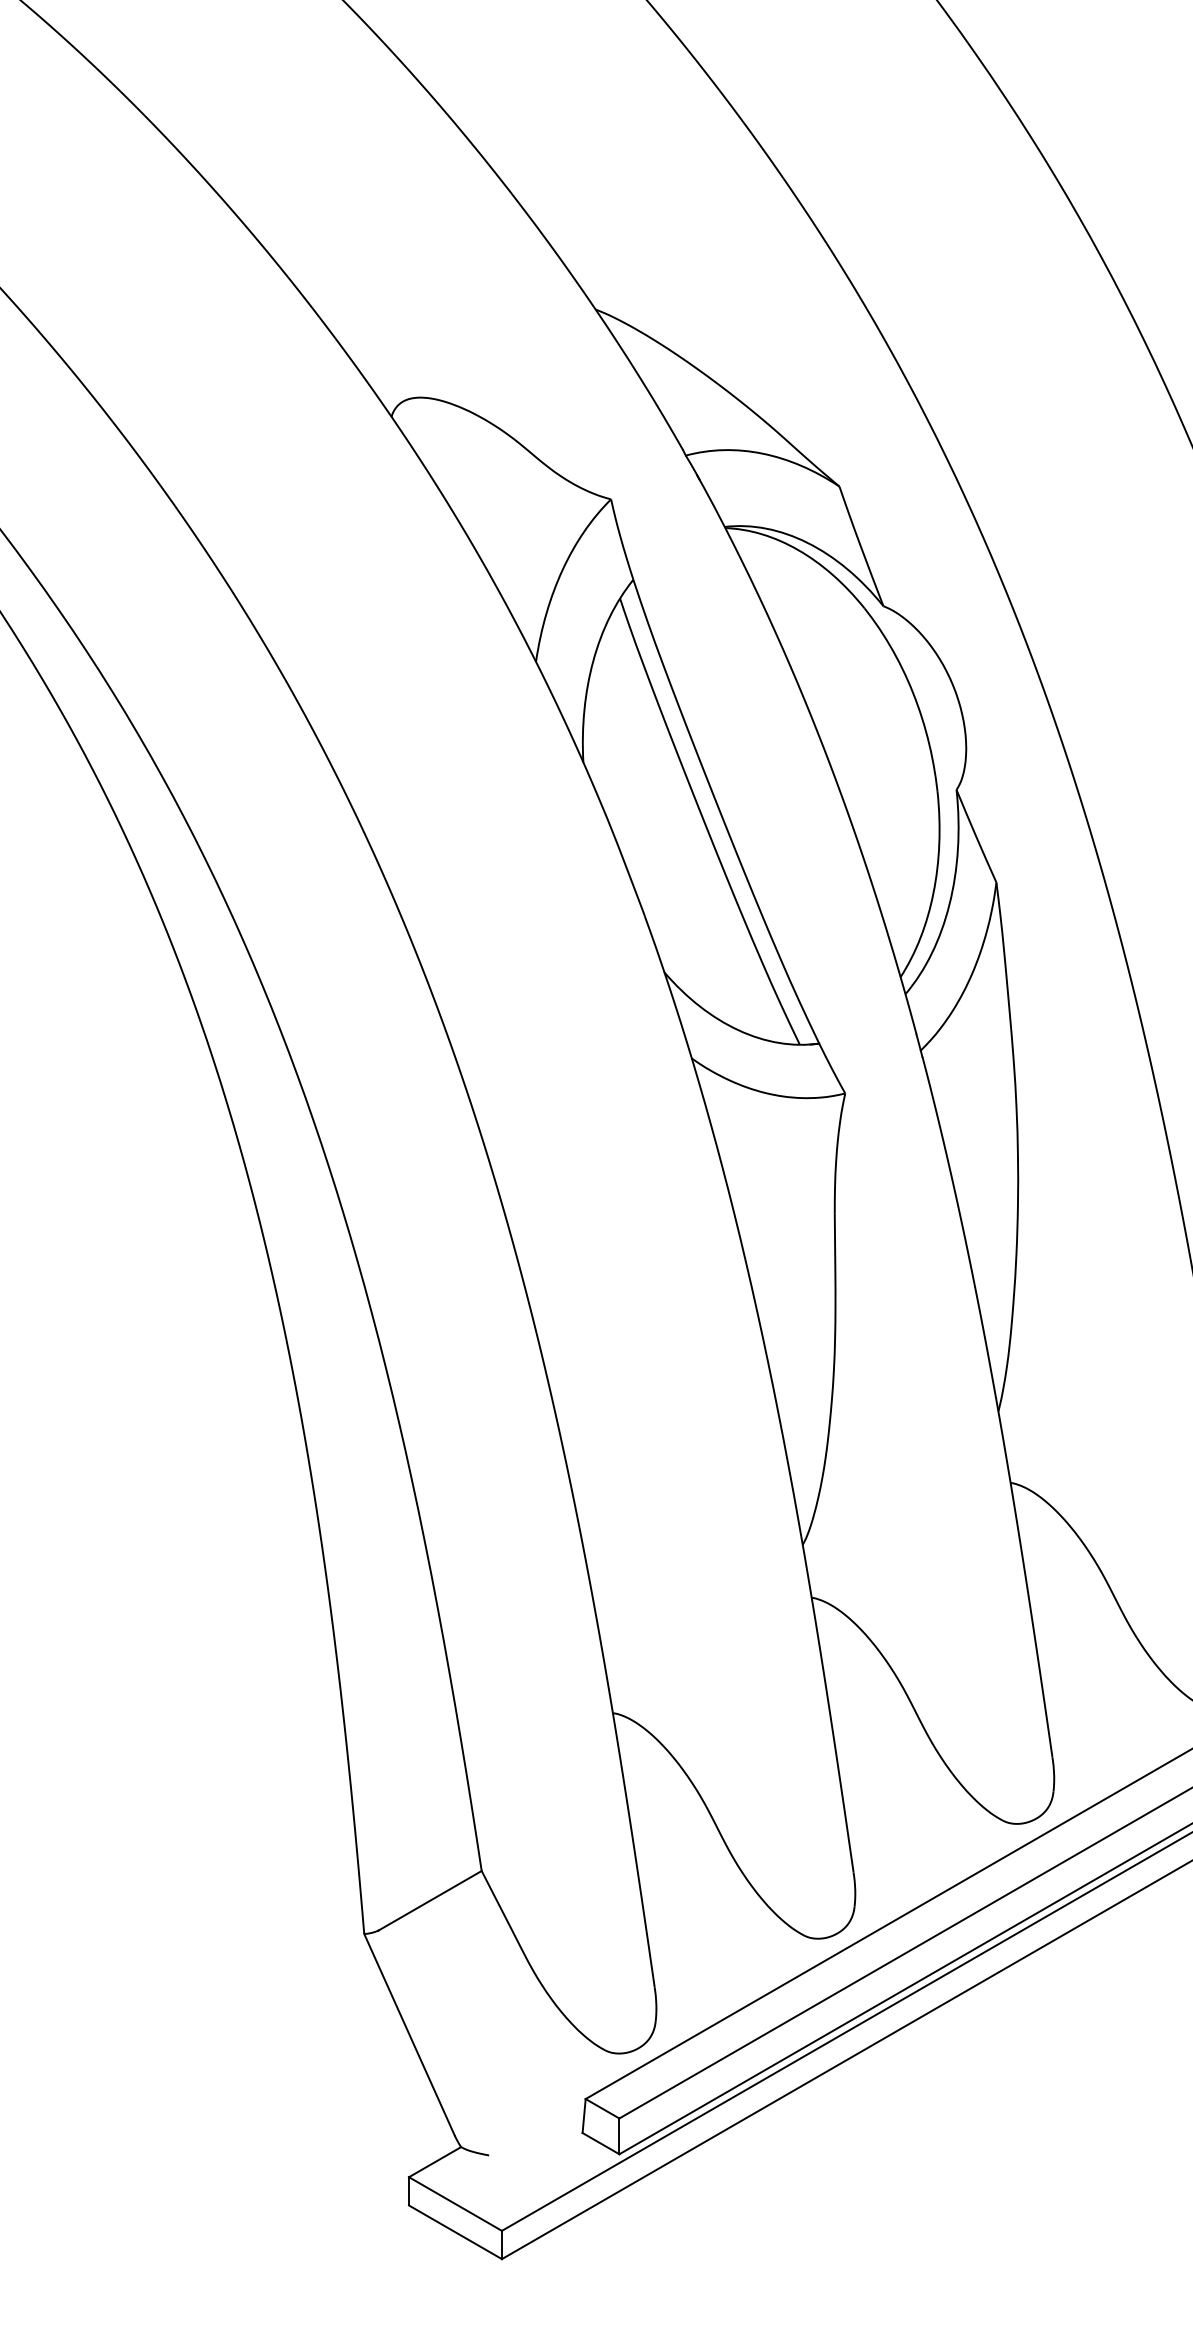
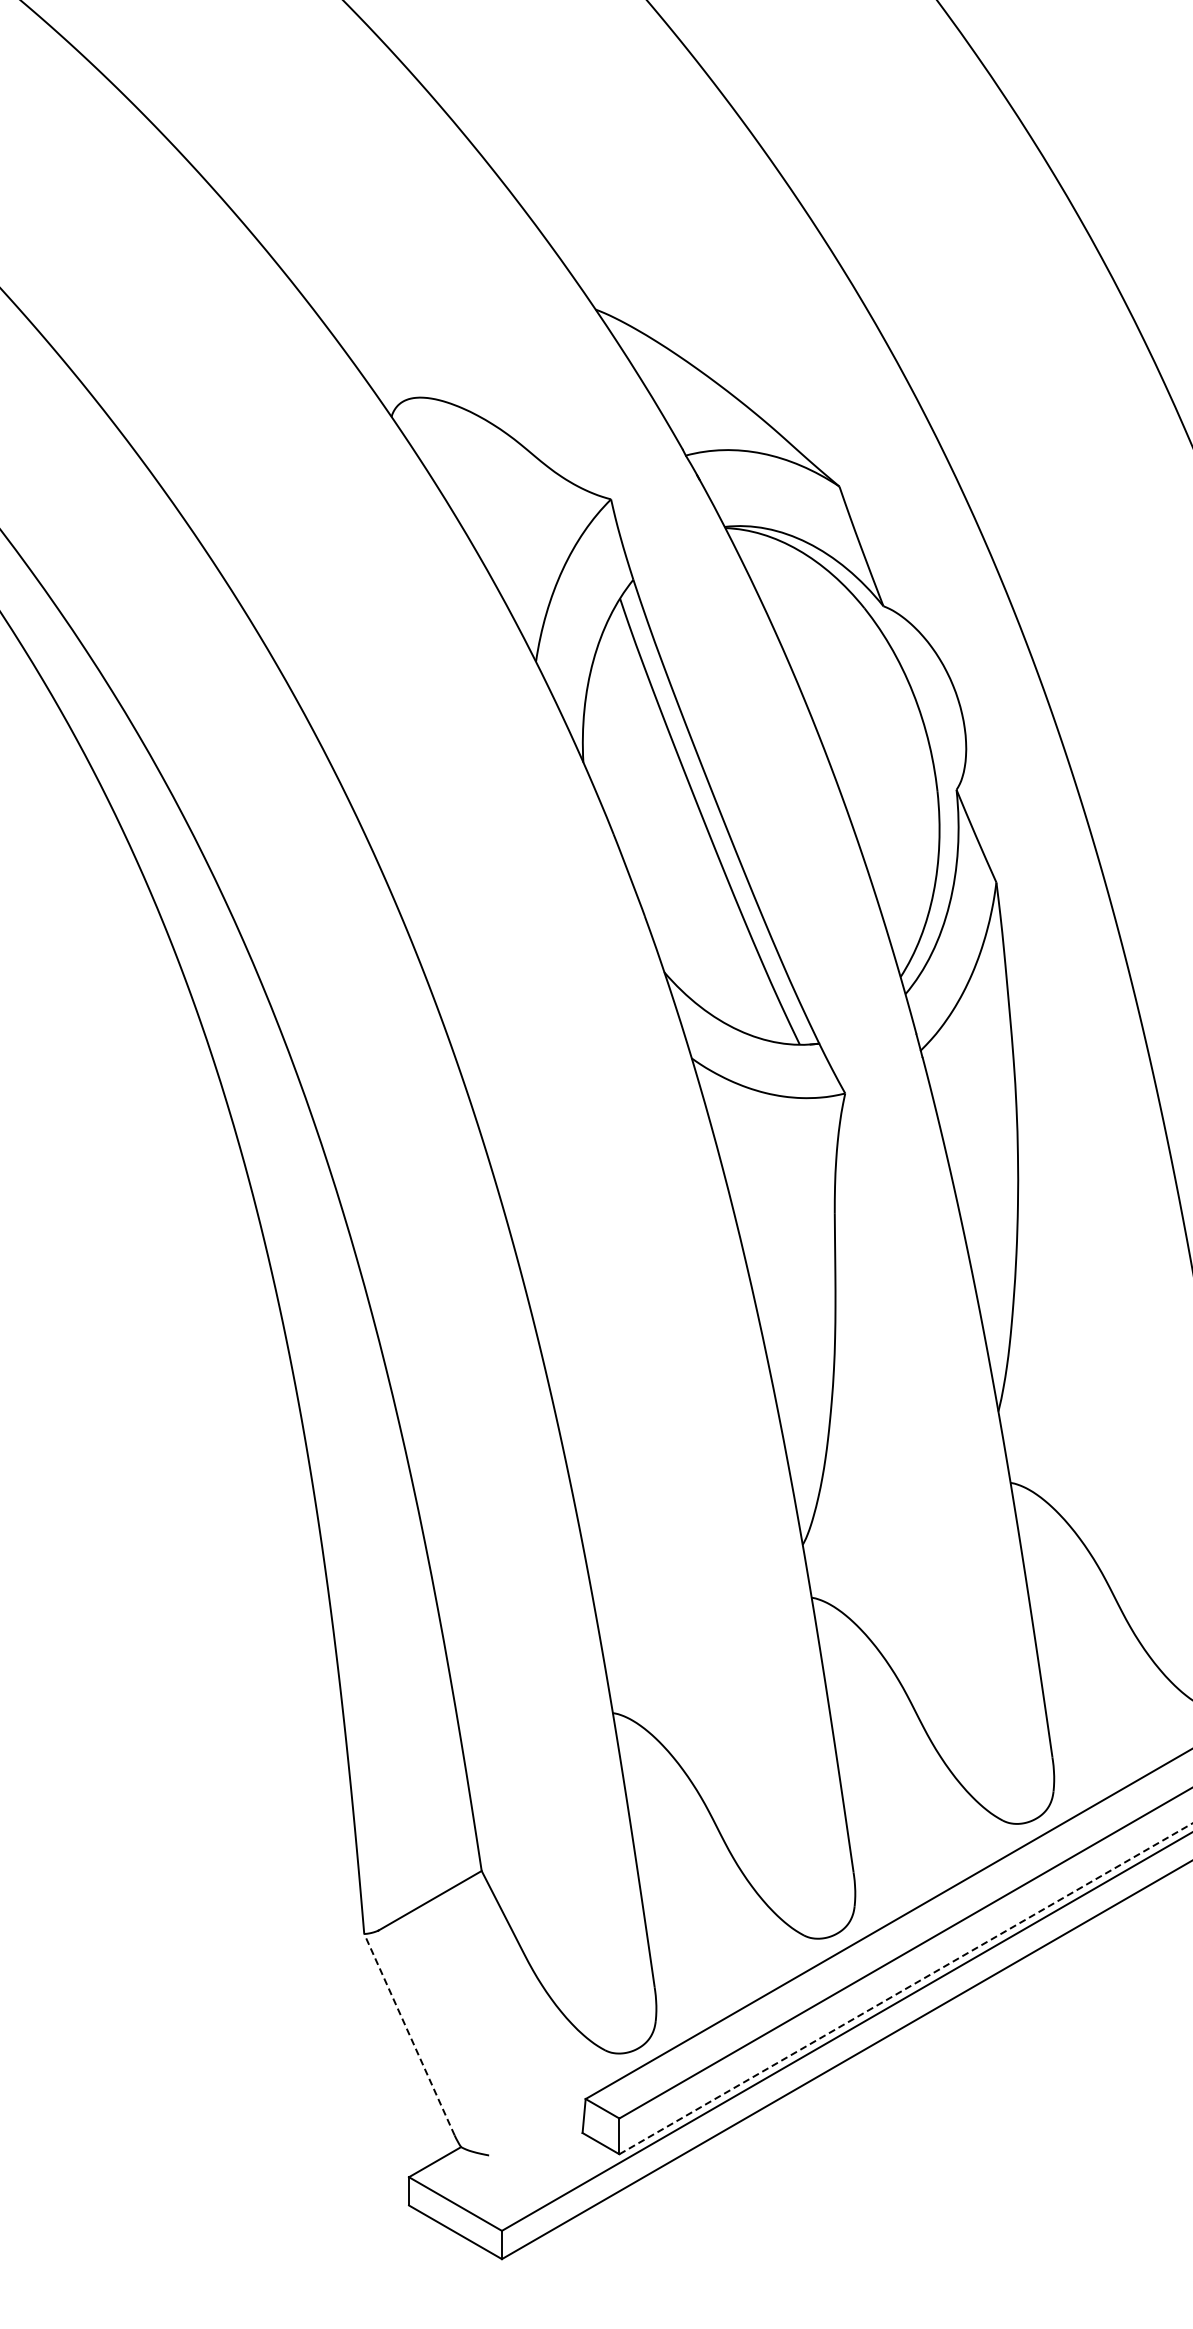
line: solid -> dashed (906, 1988)
line: solid -> dashed (409, 2034)
